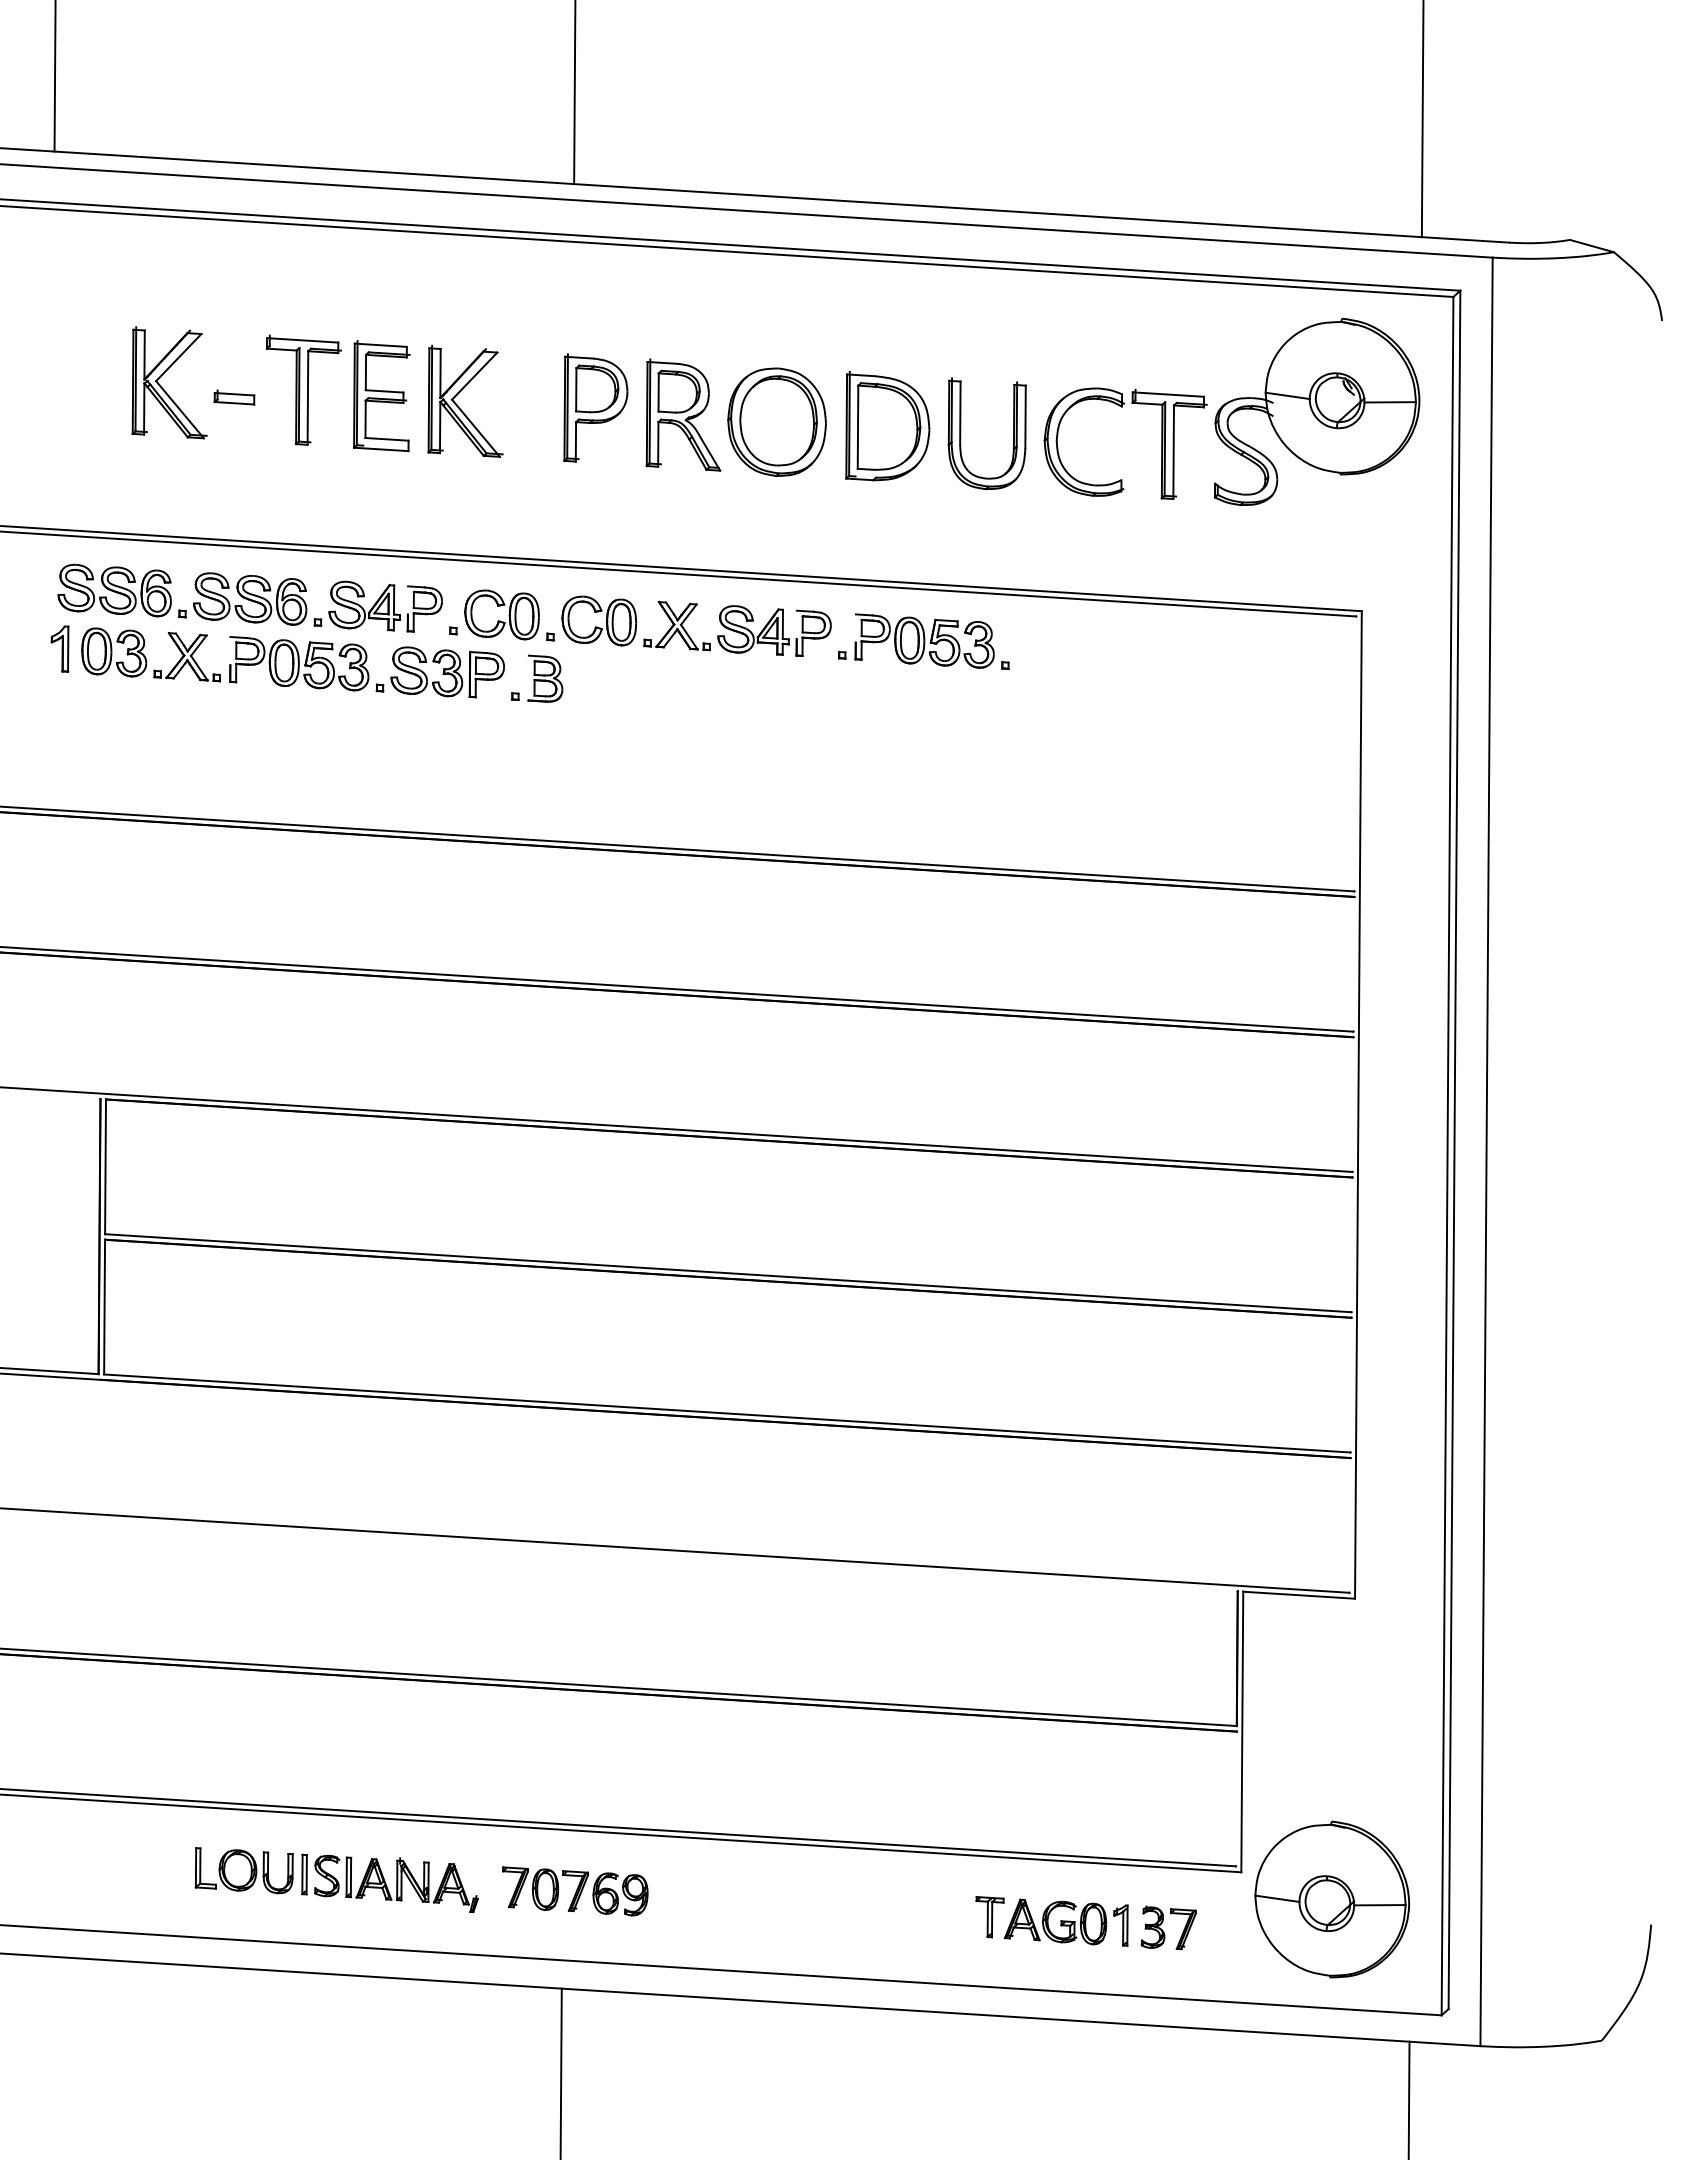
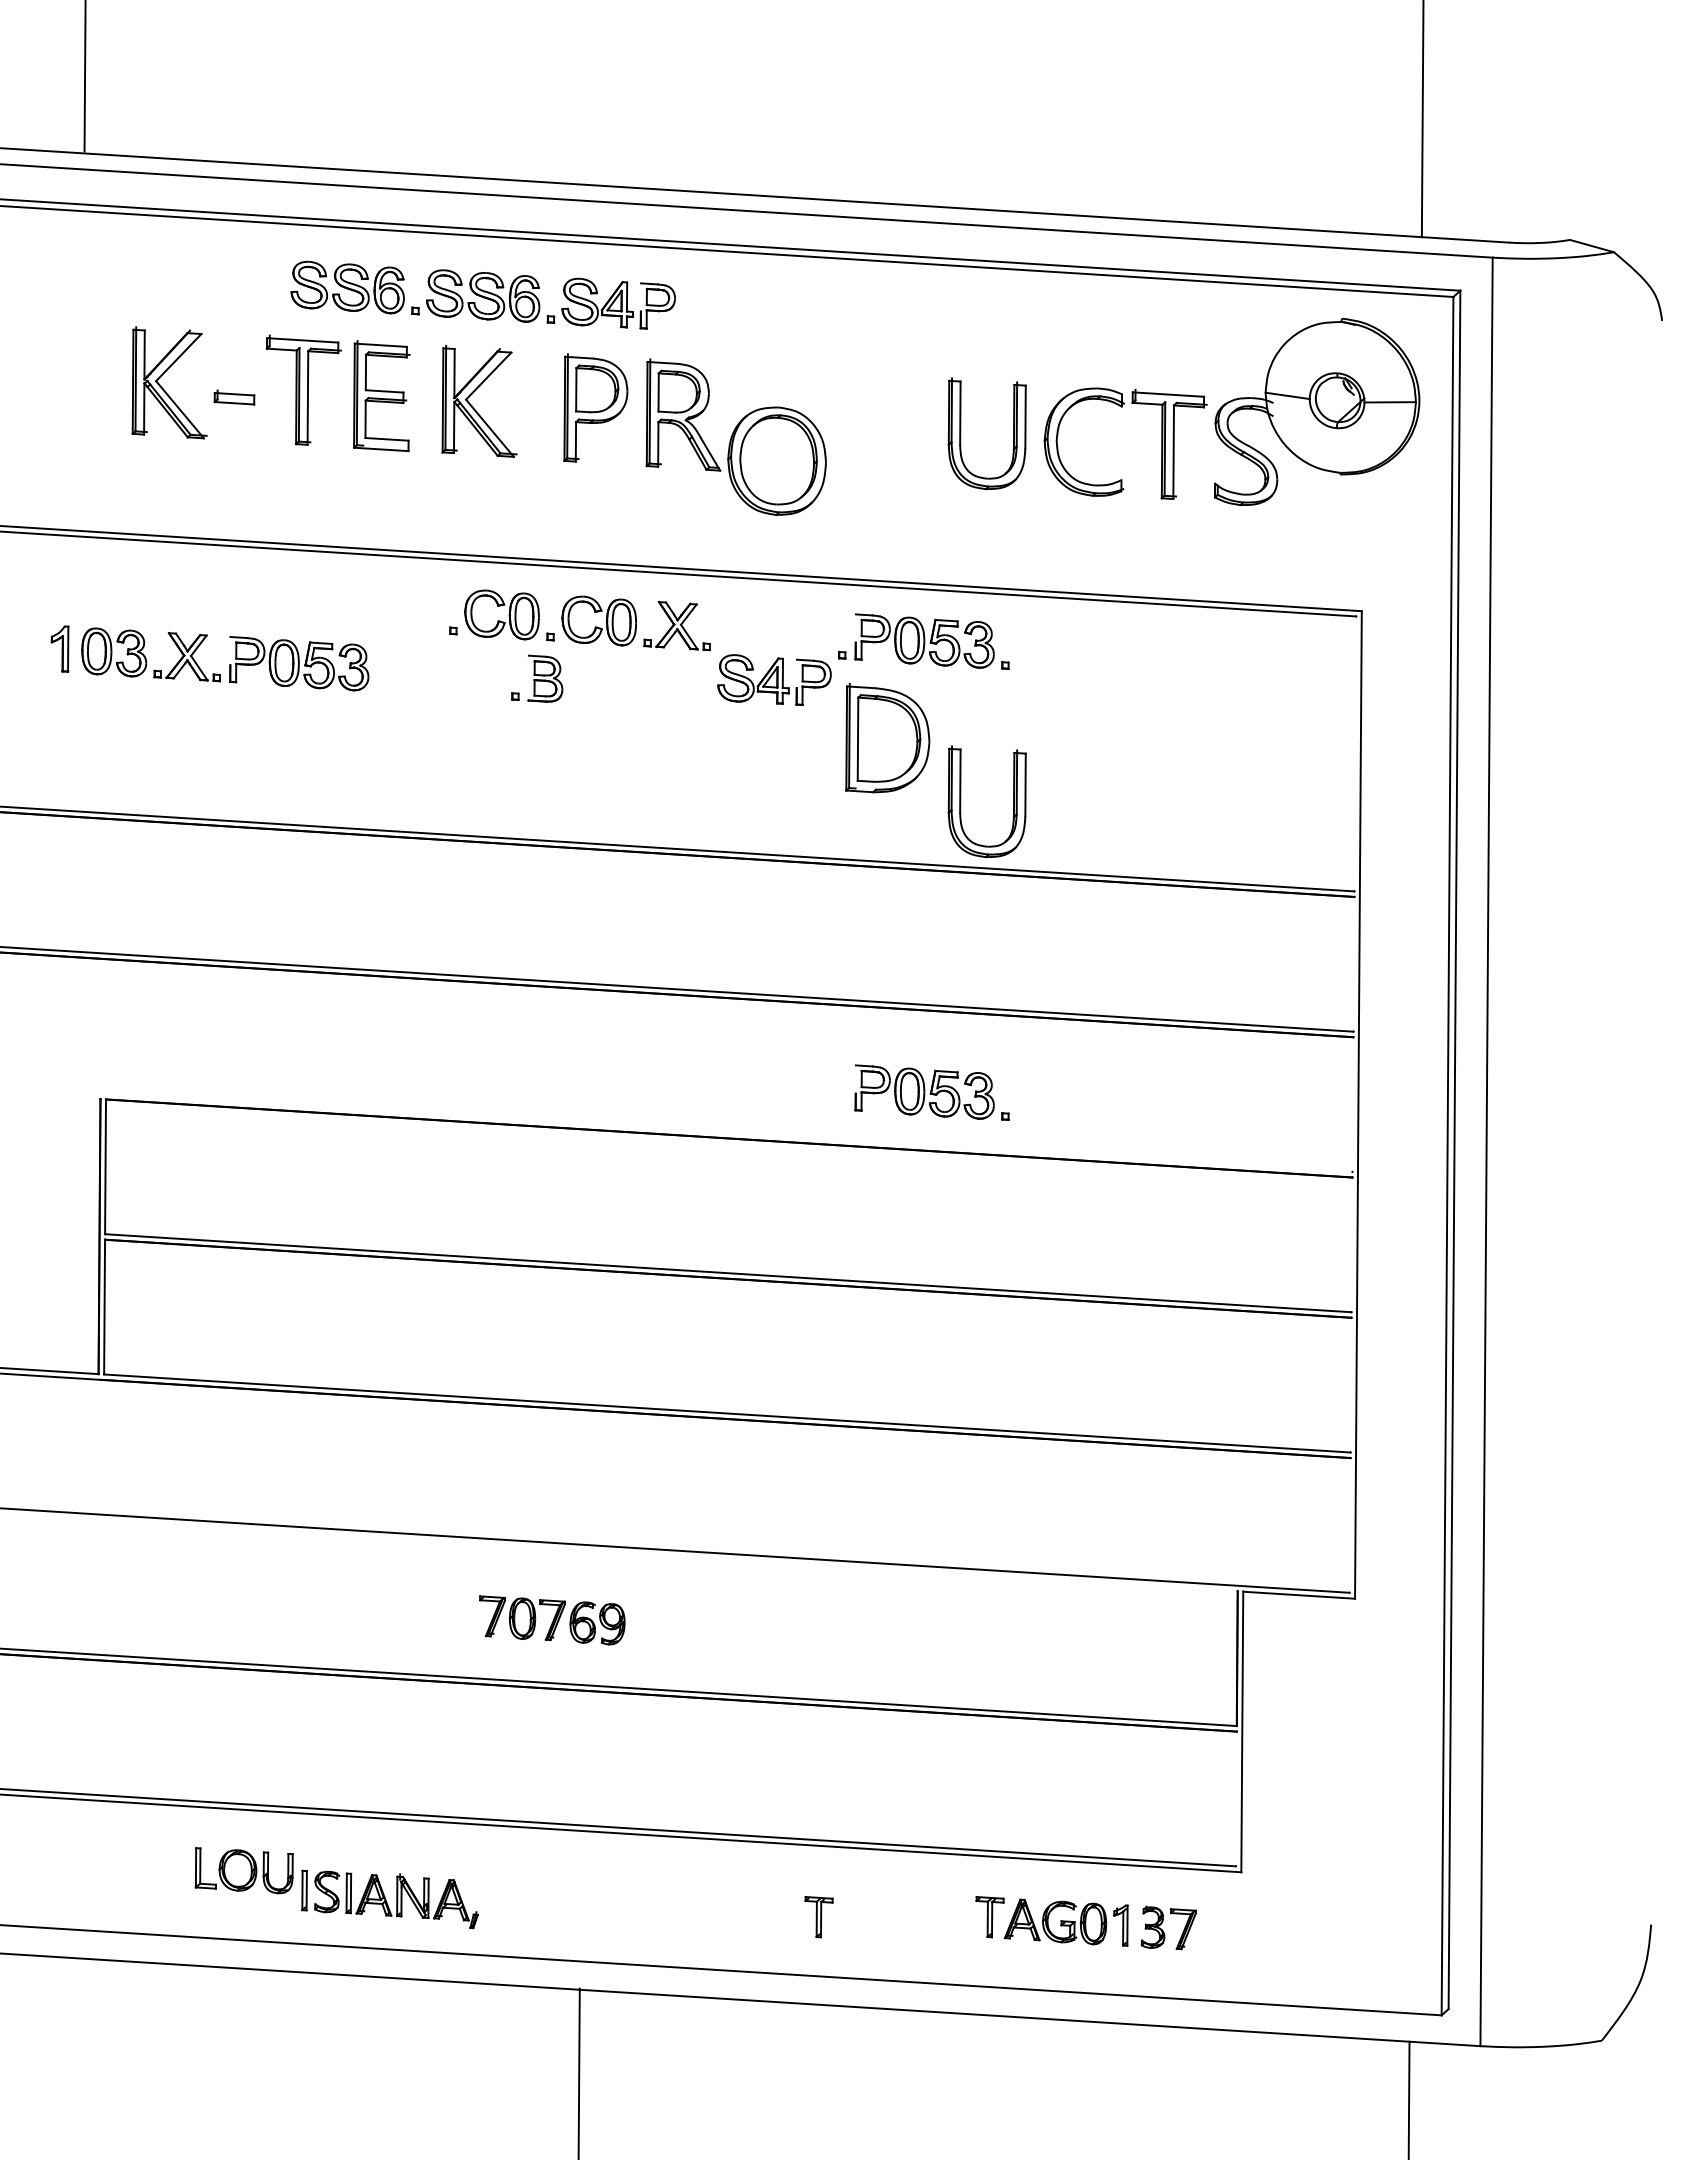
line position: (54, 76) -> (84, 76) (84, 76)
line: present -> none (574, 93)
part position: (458, 405) -> (472, 405) (472, 405)
part position: (776, 421) -> (776, 460) (776, 460)
part position: (887, 426) -> (887, 738) (887, 738)
part position: (249, 597) -> (482, 294) (482, 294)
part position: (774, 630) -> (774, 679) (774, 679)
part: present -> none (439, 672)
part: none -> present (961, 801)
part: none -> present (931, 1092)
line: present -> none (677, 1129)
part position: (389, 1883) -> (389, 1899) (389, 1899)
part position: (575, 1891) -> (552, 1620) (552, 1620)
part: present -> none (1331, 1899)
part: none -> present (818, 1917)
line position: (560, 2072) -> (578, 2072) (578, 2072)
